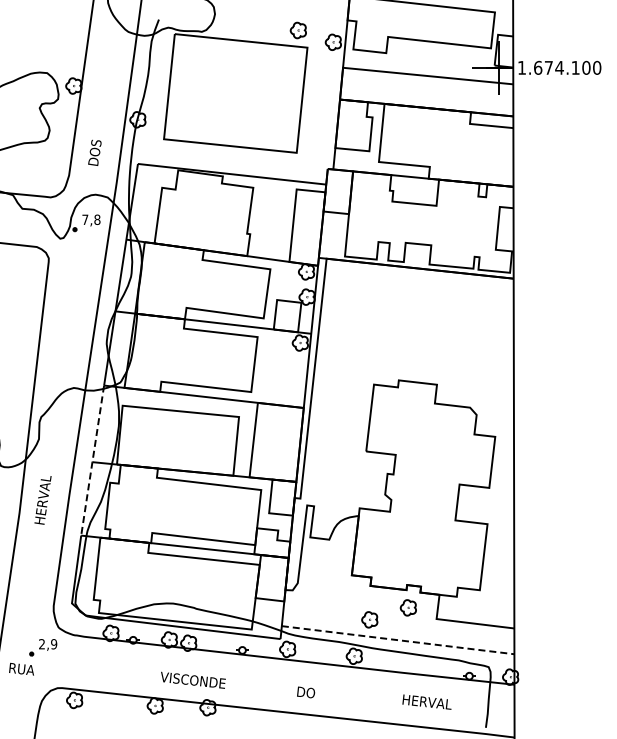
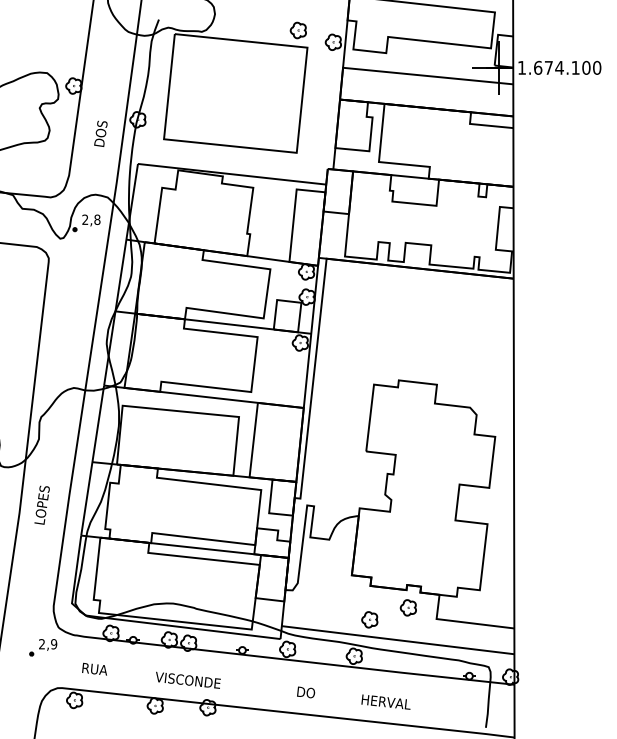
text position: (94, 152) -> (100, 133) (100, 133)
text: 7,8 -> 2,8 (85, 219)
line: dashed -> solid (92, 461)
text: HERVAL -> LOPES (43, 499)
line: dashed -> solid (398, 640)
text position: (21, 668) -> (94, 668) (94, 668)
text position: (193, 679) -> (188, 679) (188, 679)
text position: (426, 701) -> (385, 701) (385, 701)
